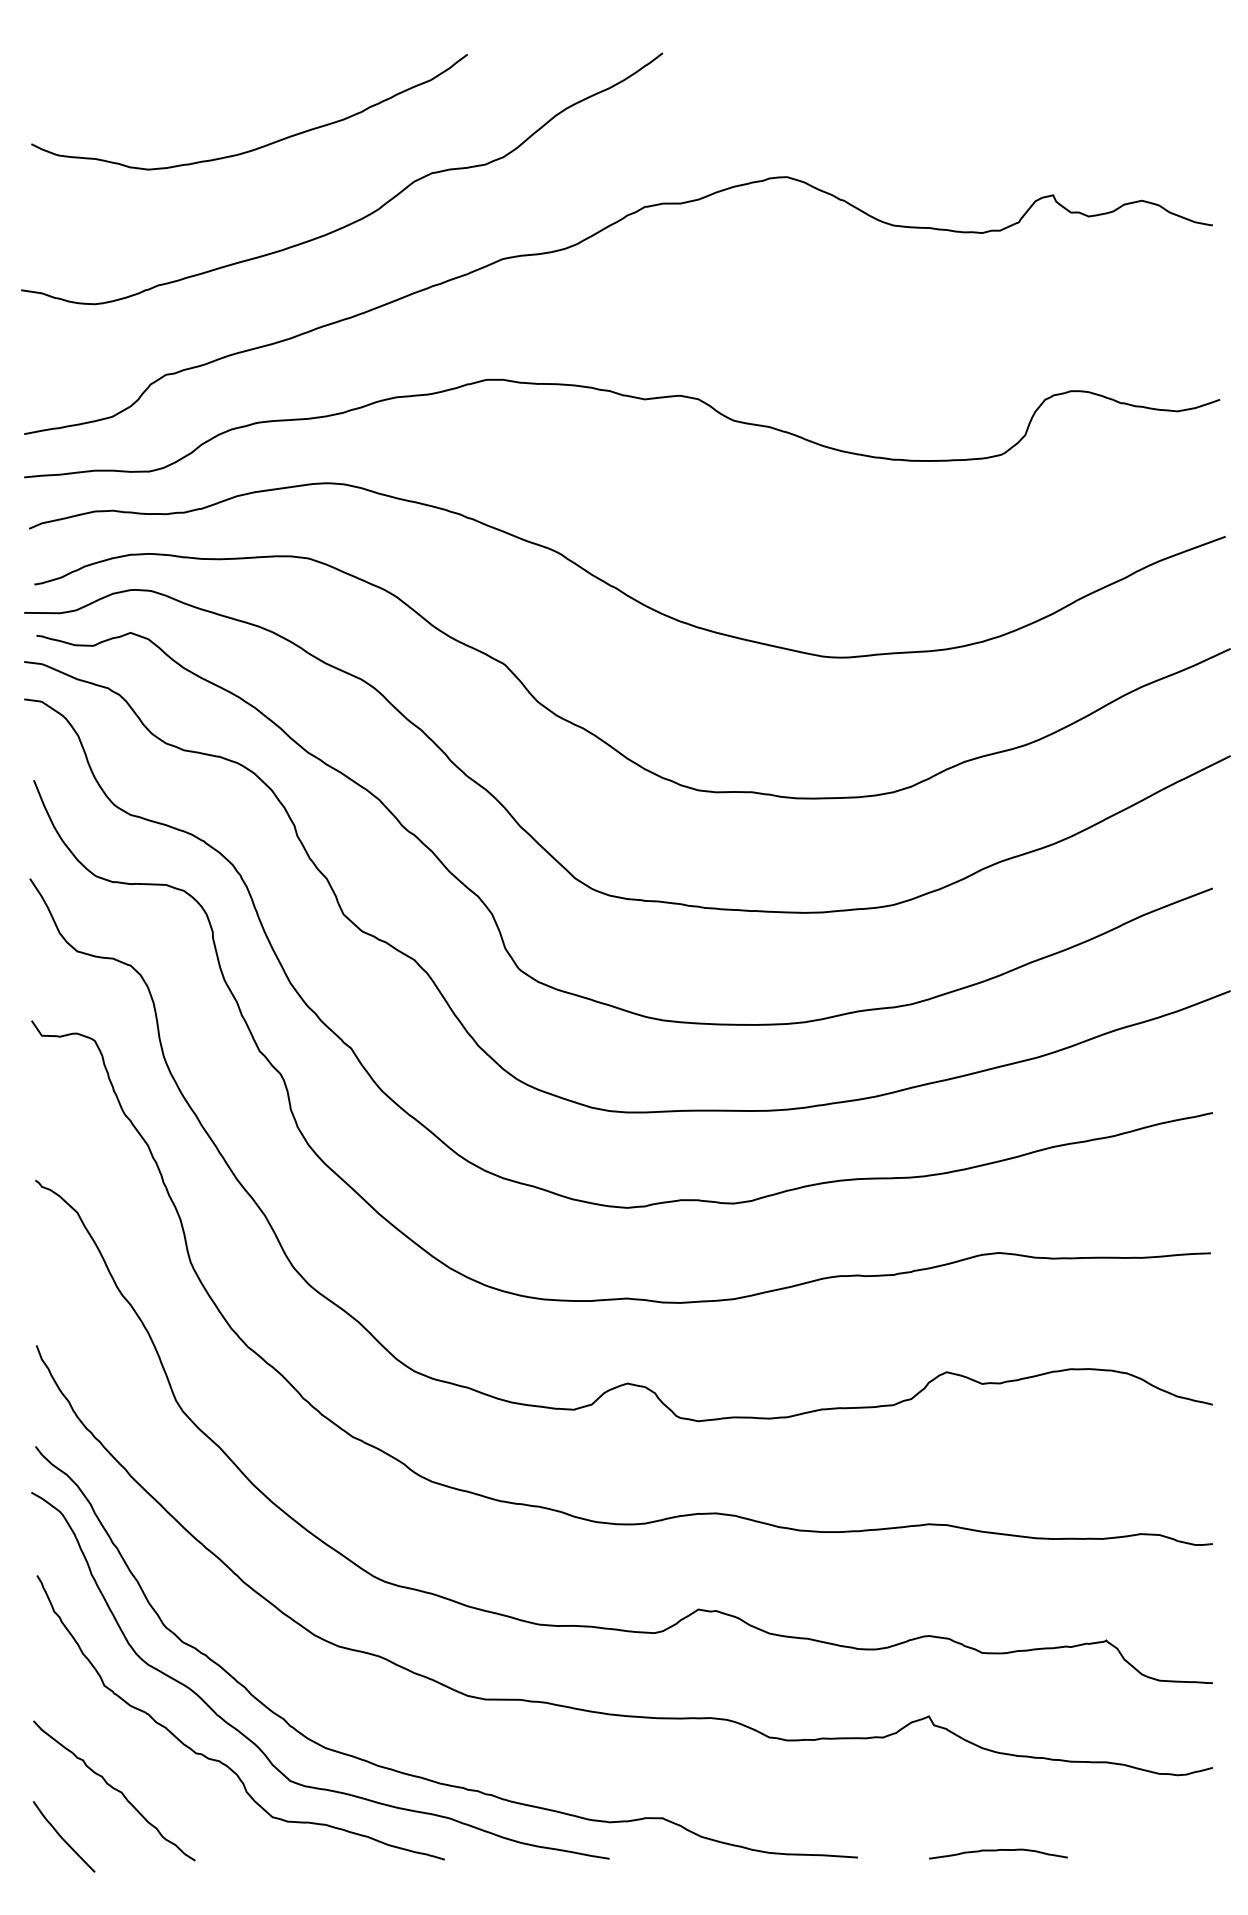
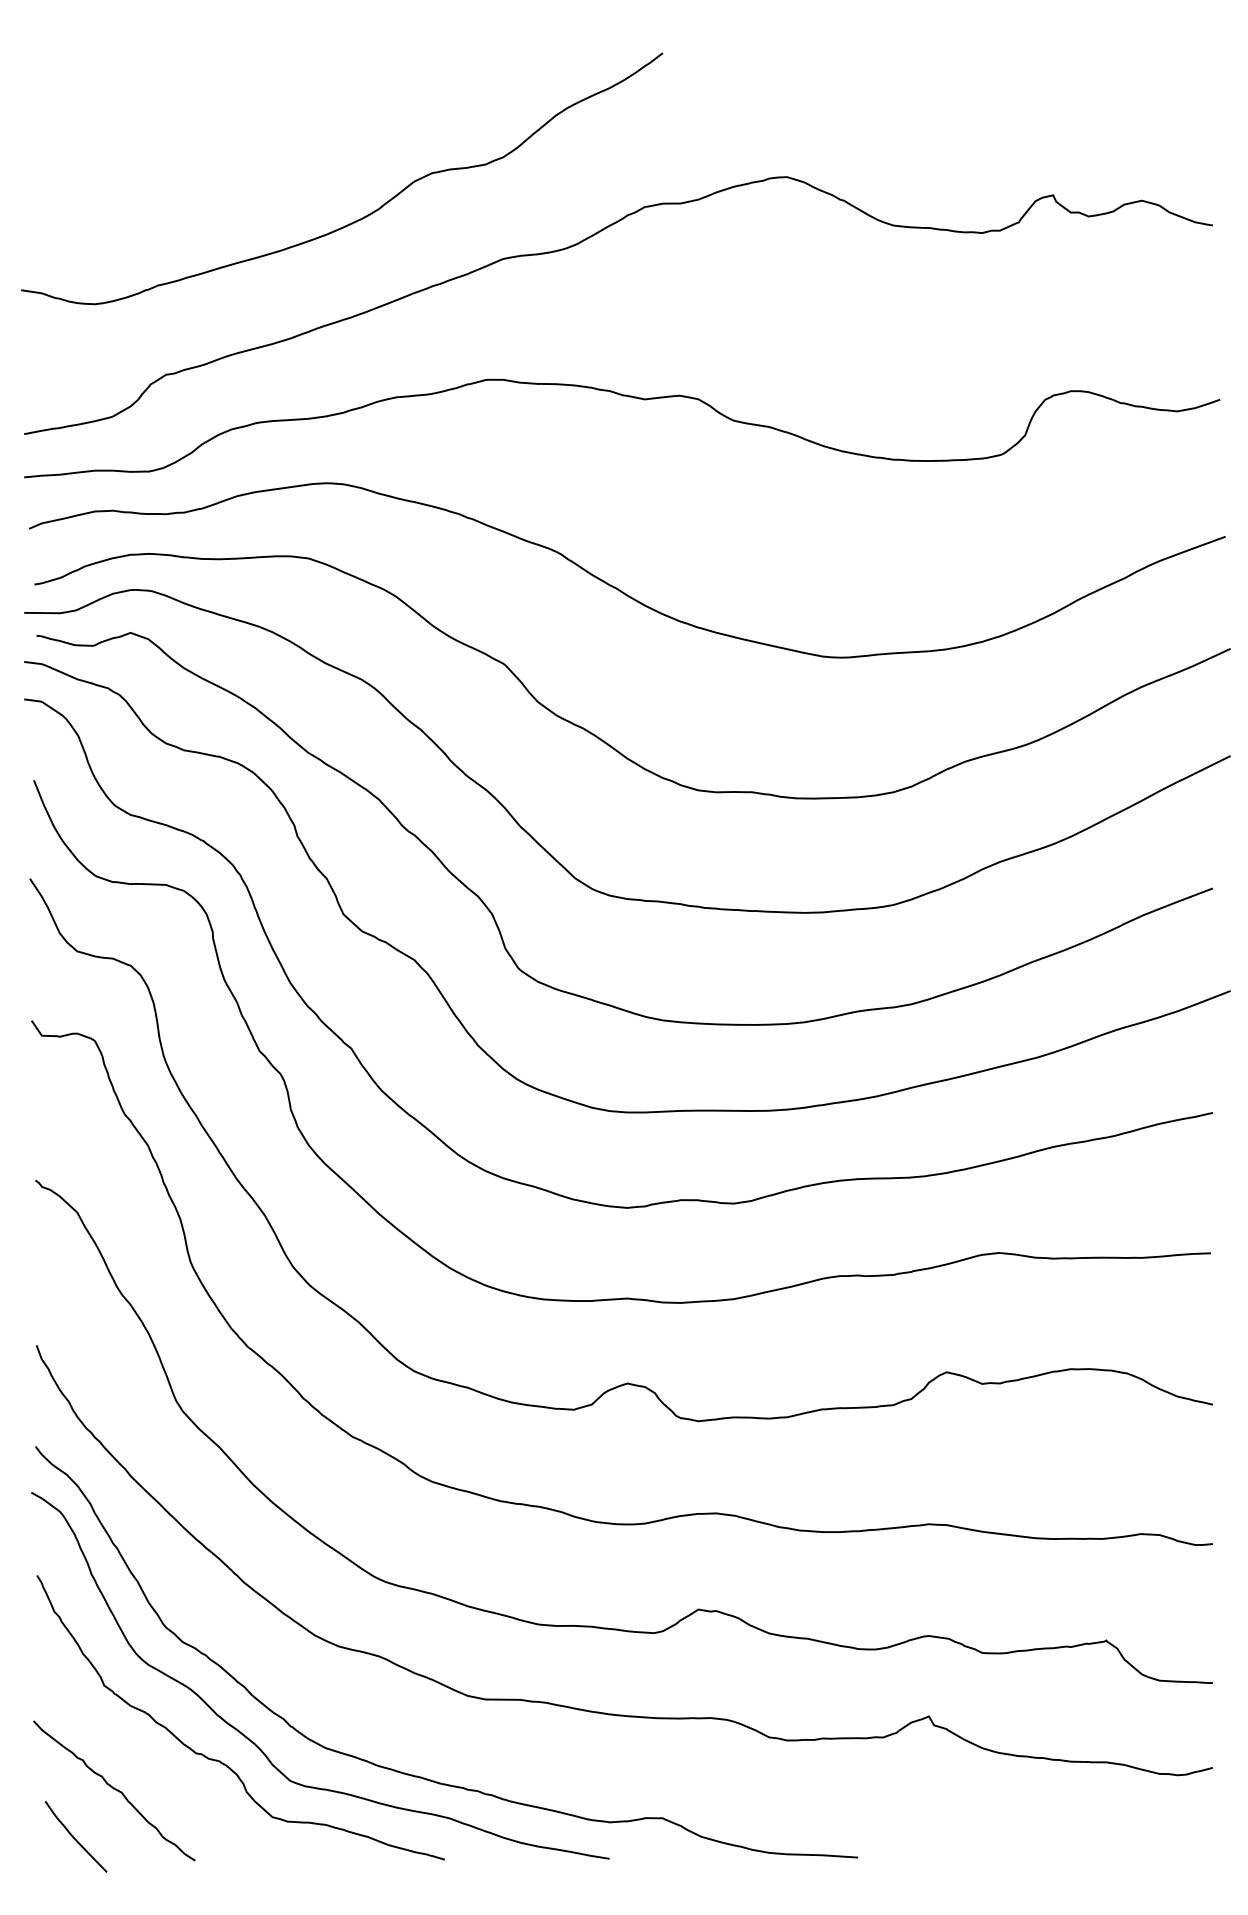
curve: present -> none (260, 146)
curve position: (62, 1837) -> (74, 1837) (74, 1837)
curve: present -> none (997, 1851)
